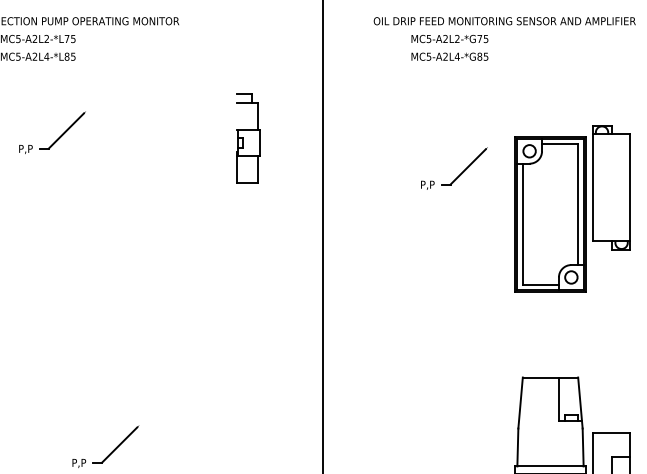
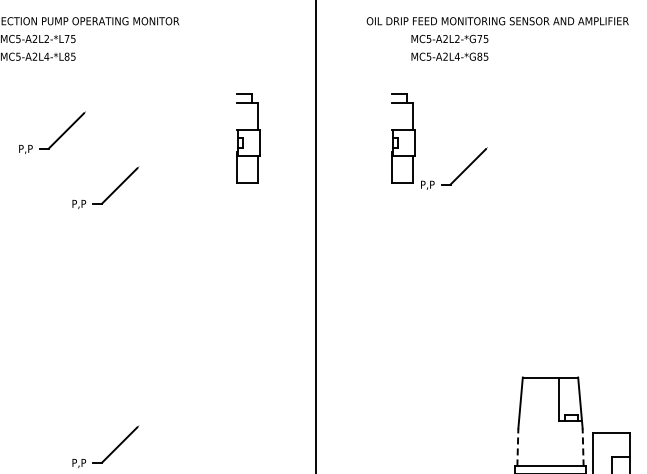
text position: (504, 21) -> (497, 21) (497, 21)
part: none -> present (403, 138)
part: none -> present (111, 192)
part: present -> none (572, 208)
line position: (323, 236) -> (316, 236) (316, 236)
line: solid -> dashed (517, 447)
line: solid -> dashed (583, 447)
